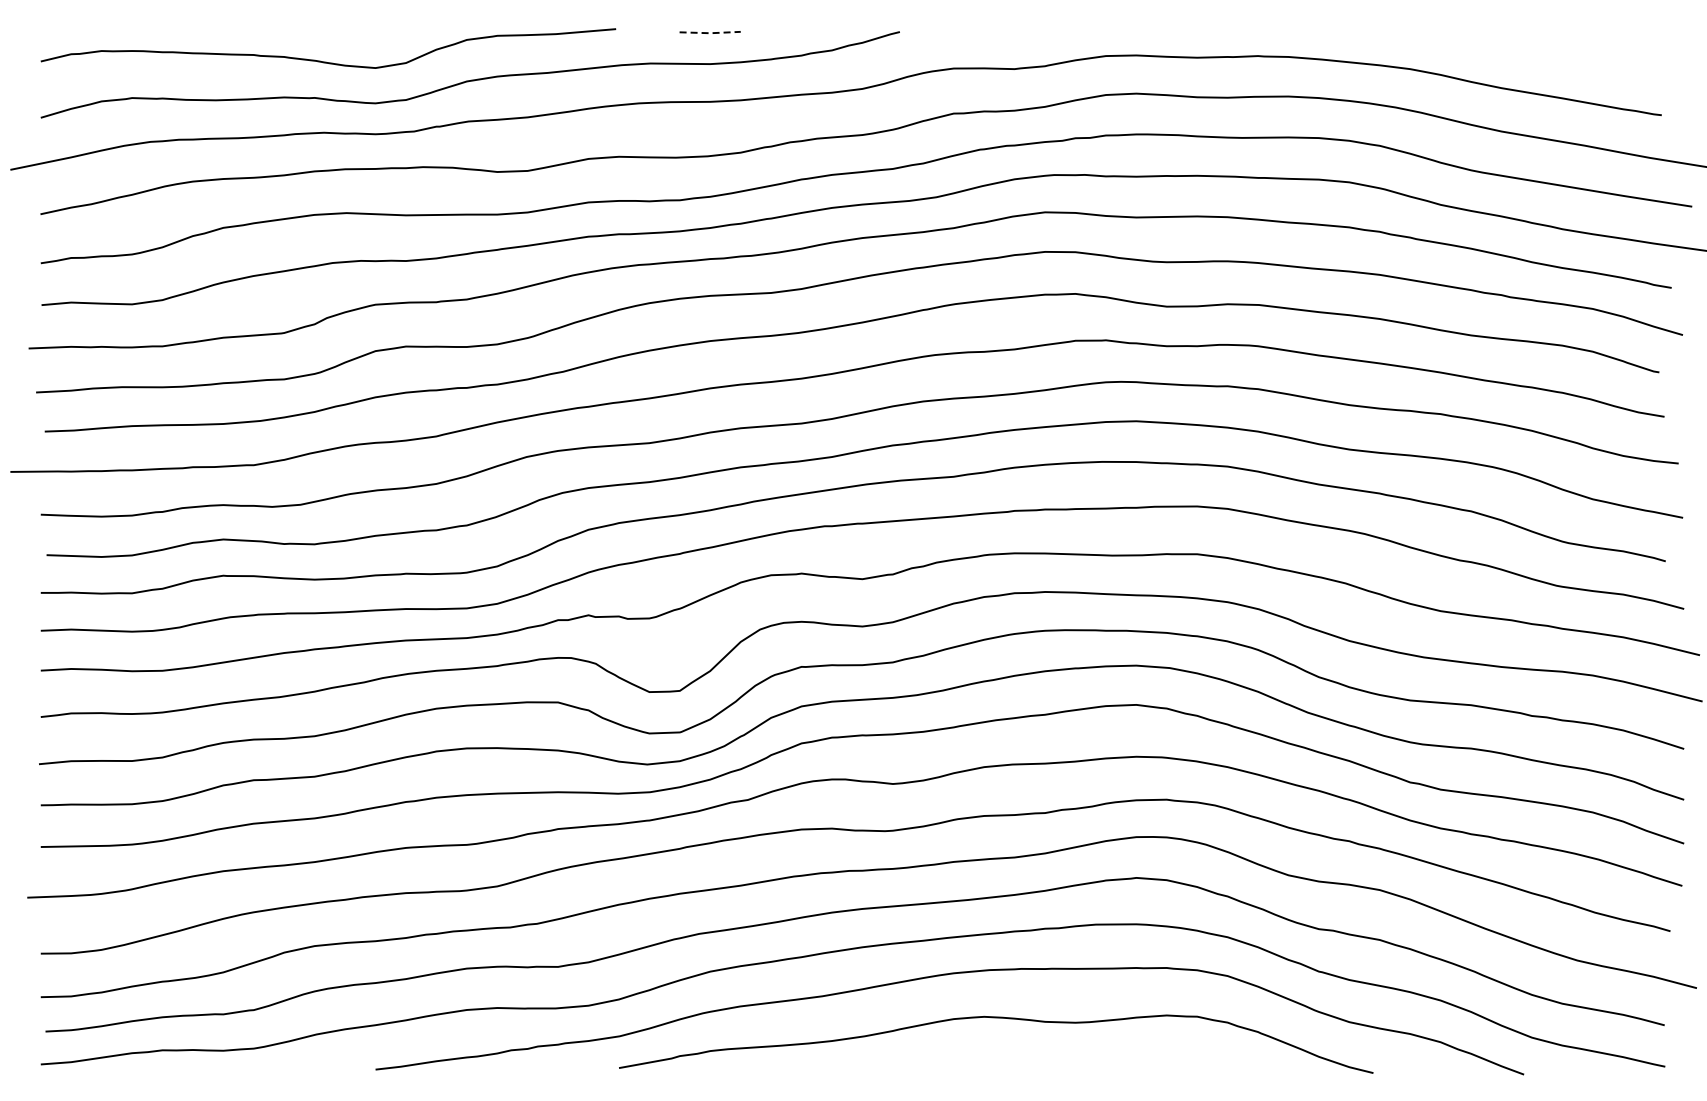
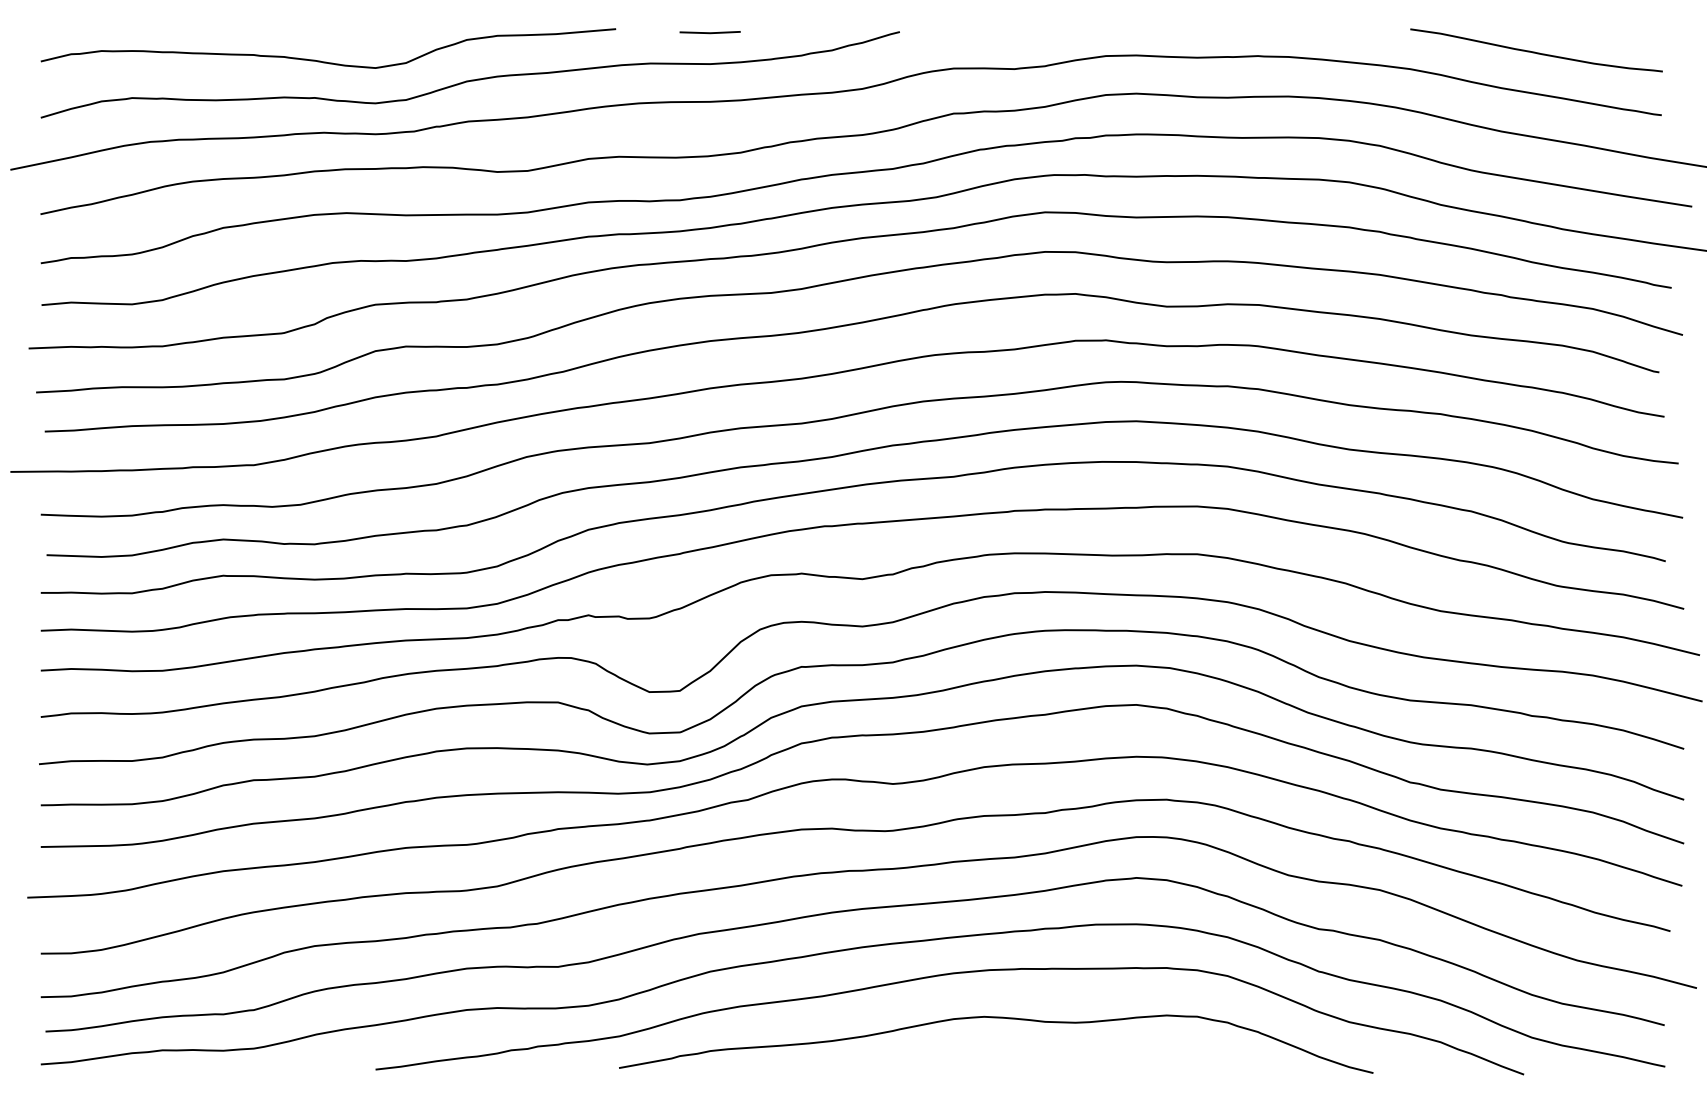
line: dashed -> solid (710, 33)
curve: none -> present (1535, 51)
